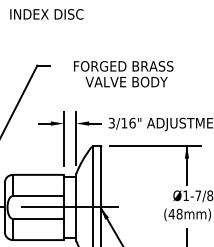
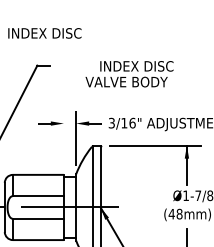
text position: (46, 14) -> (44, 33) (44, 33)
text: FORGED BRASS -> INDEX DISC (123, 66)
line: present -> none (63, 138)
